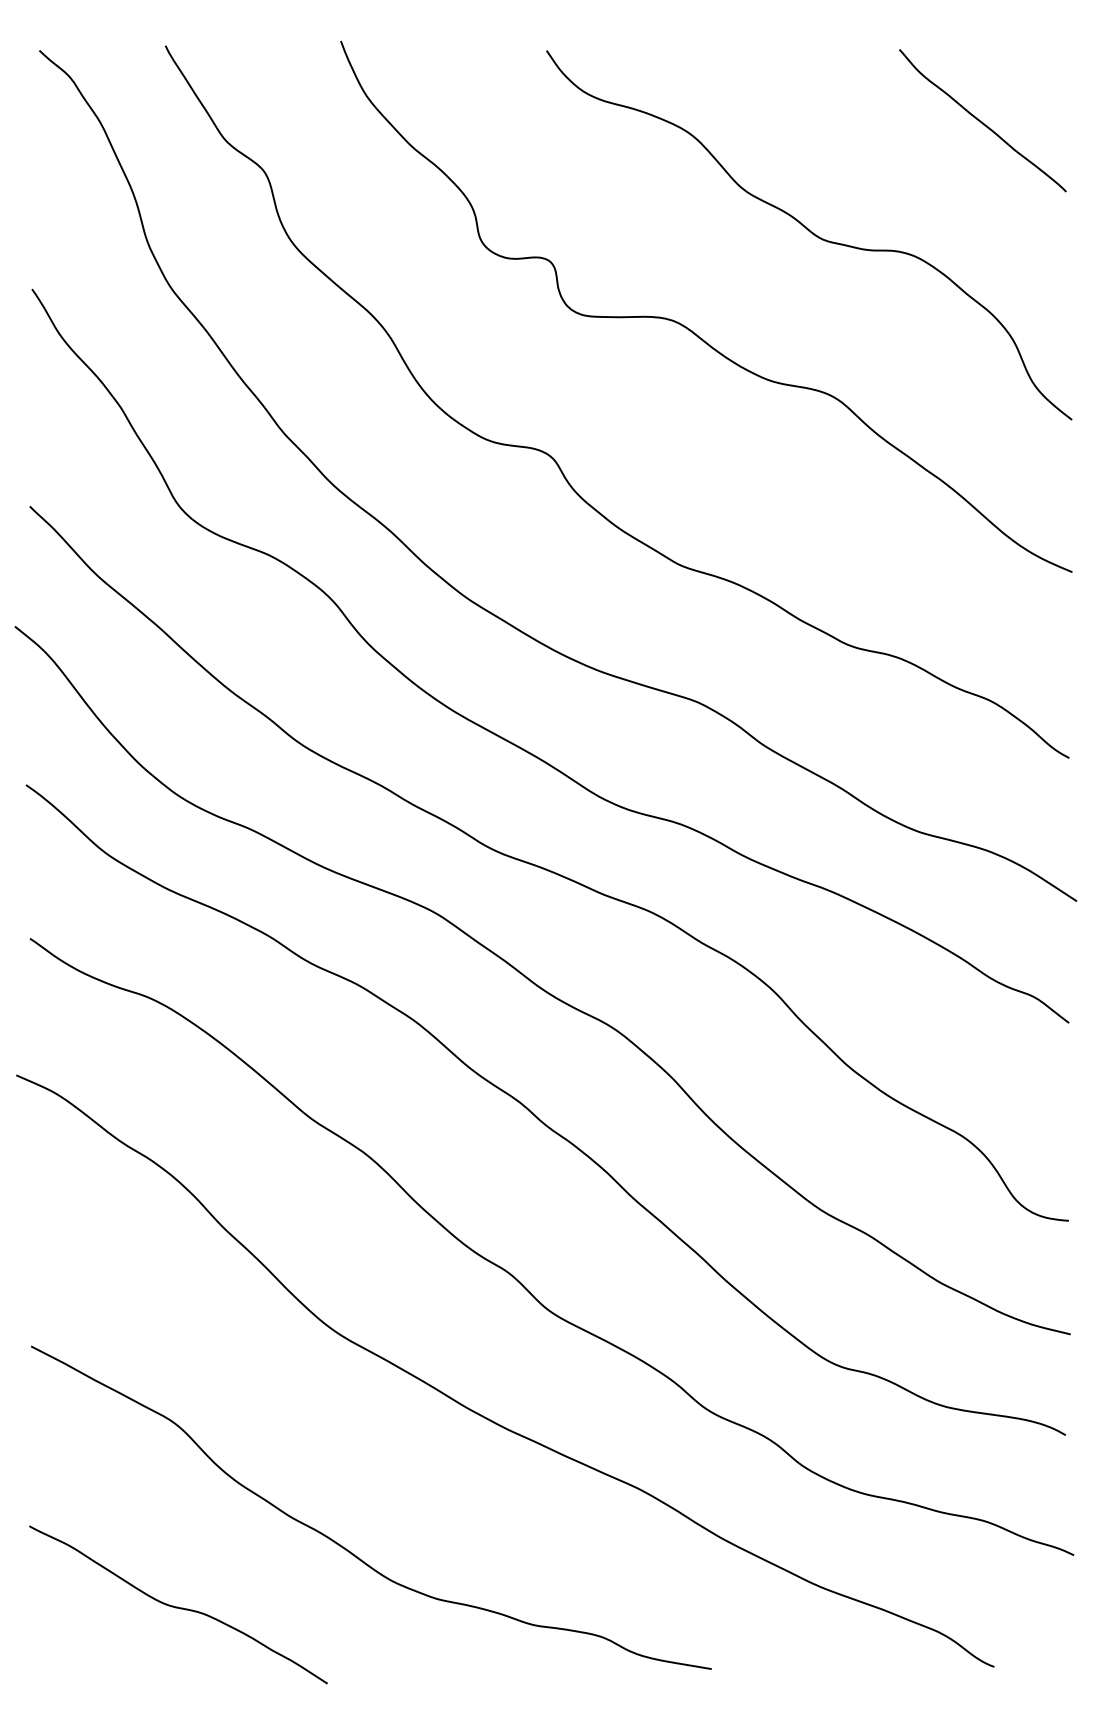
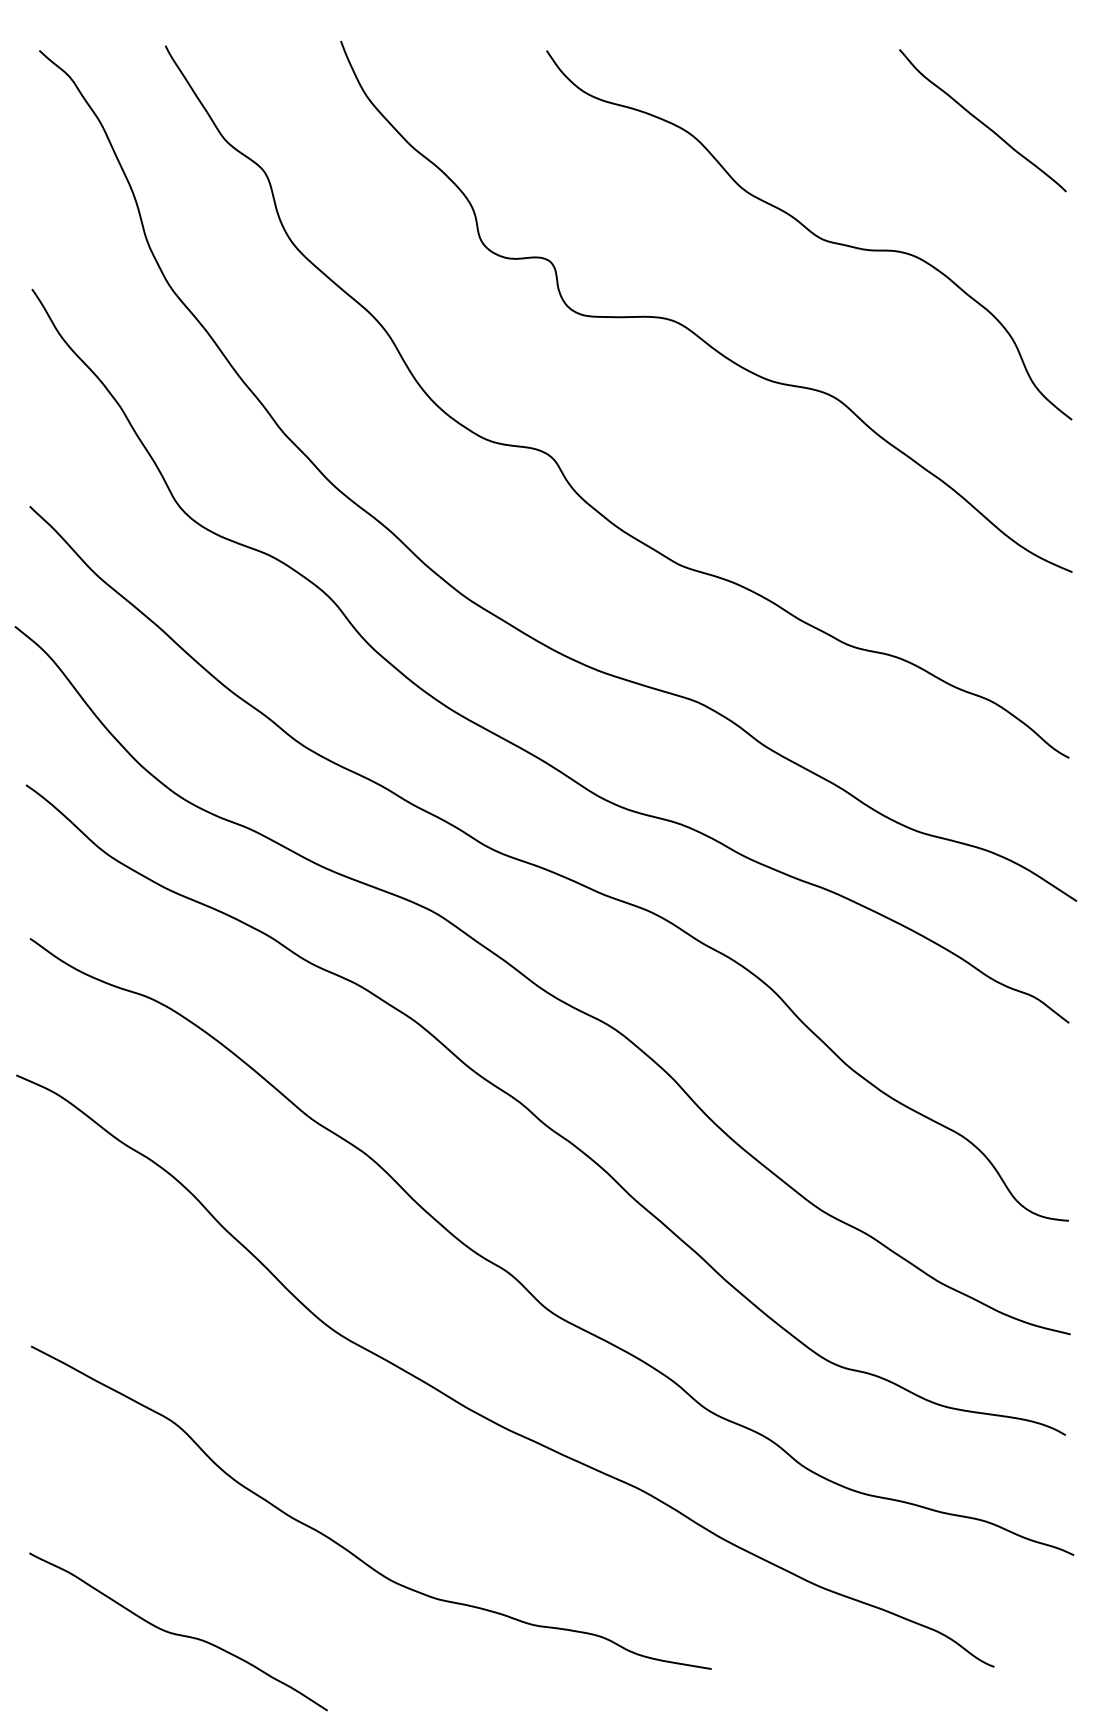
curve position: (177, 1606) -> (177, 1633) (177, 1633)
